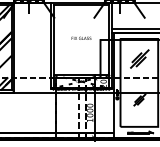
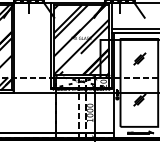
hatch: none -> present (81, 40)
part size: 20x20 px -> 14x14 px (139, 58)
